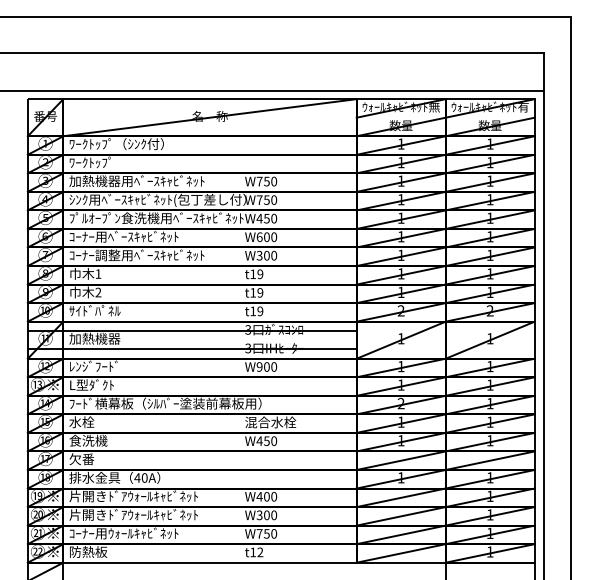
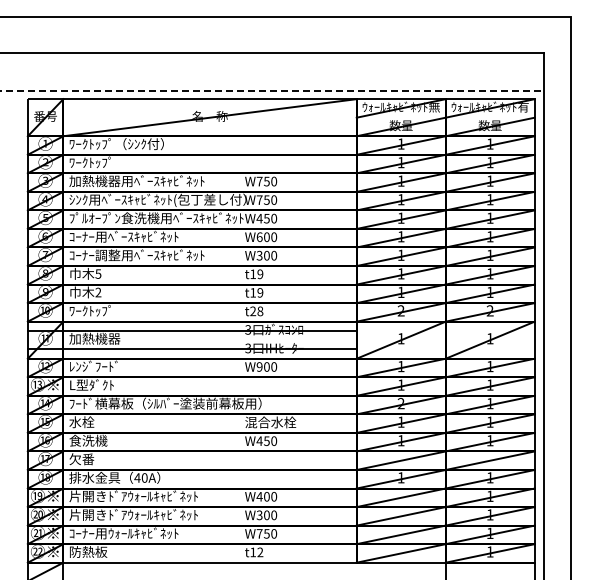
line: solid -> dashed (271, 90)
text: 1 -> 5 (98, 273)
text: ｻｲﾄﾞﾊﾟﾈﾙ -> ﾜｰｸﾄｯﾌﾟ (94, 310)
text: t19 -> t28 (256, 311)
